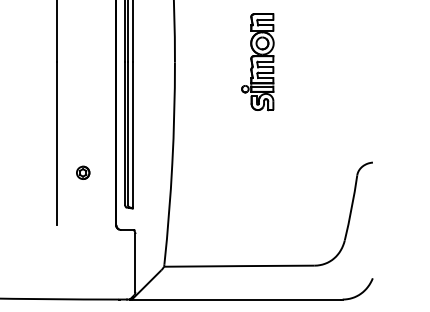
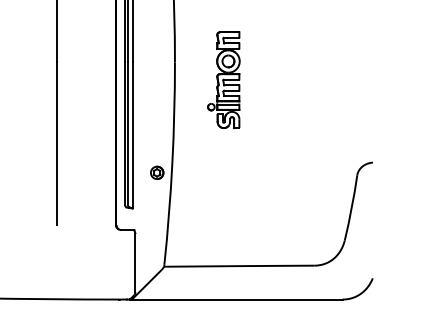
part position: (257, 62) -> (223, 80) (223, 80)
part position: (83, 172) -> (157, 172) (157, 172)
